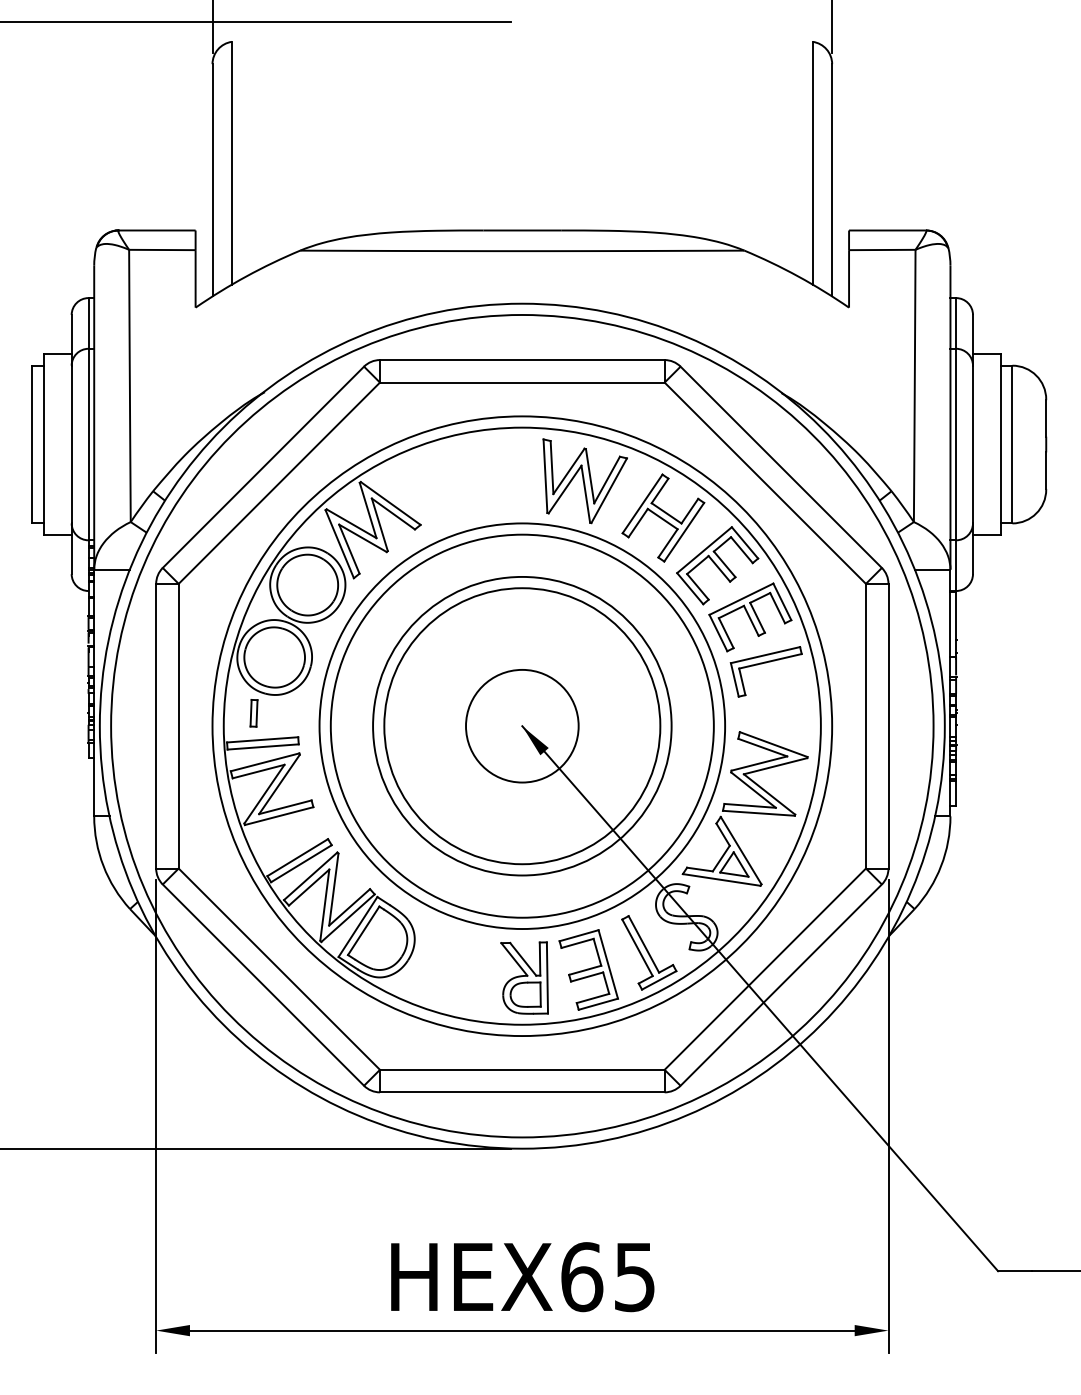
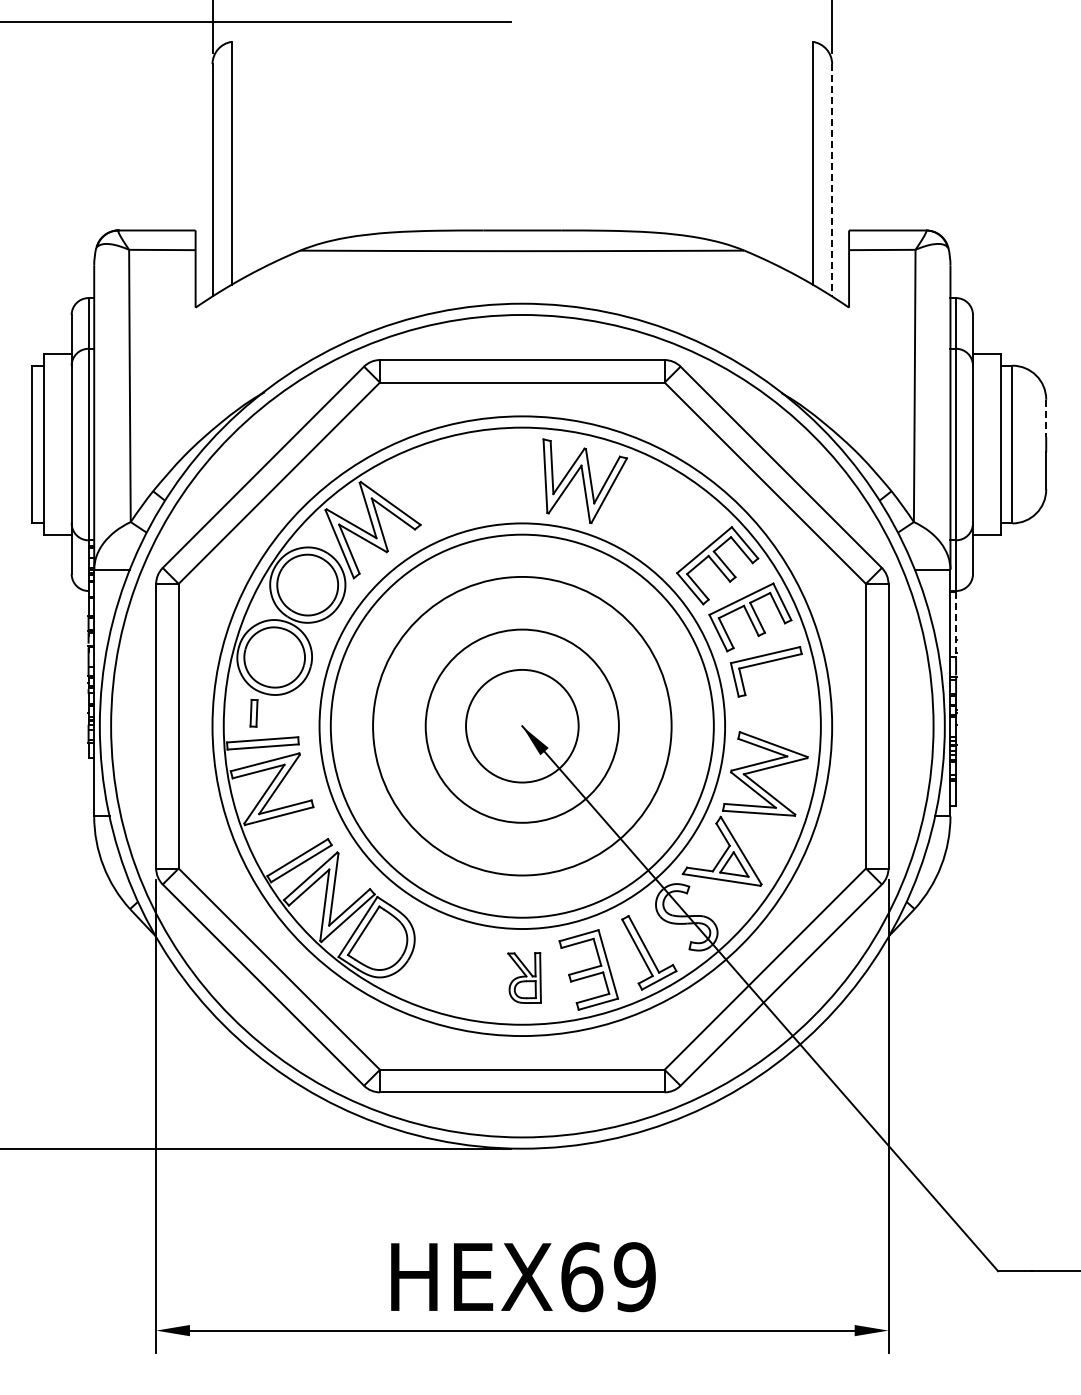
line: solid -> dashed (832, 180)
line: solid -> dashed (1046, 418)
part: present -> none (663, 517)
line: solid -> dashed (956, 625)
circle diameter: 276 px -> 193 px (521, 725)
part size: 49x74 px -> 35x52 px (524, 977)
text: HEX65 -> HEX69 (634, 1276)
